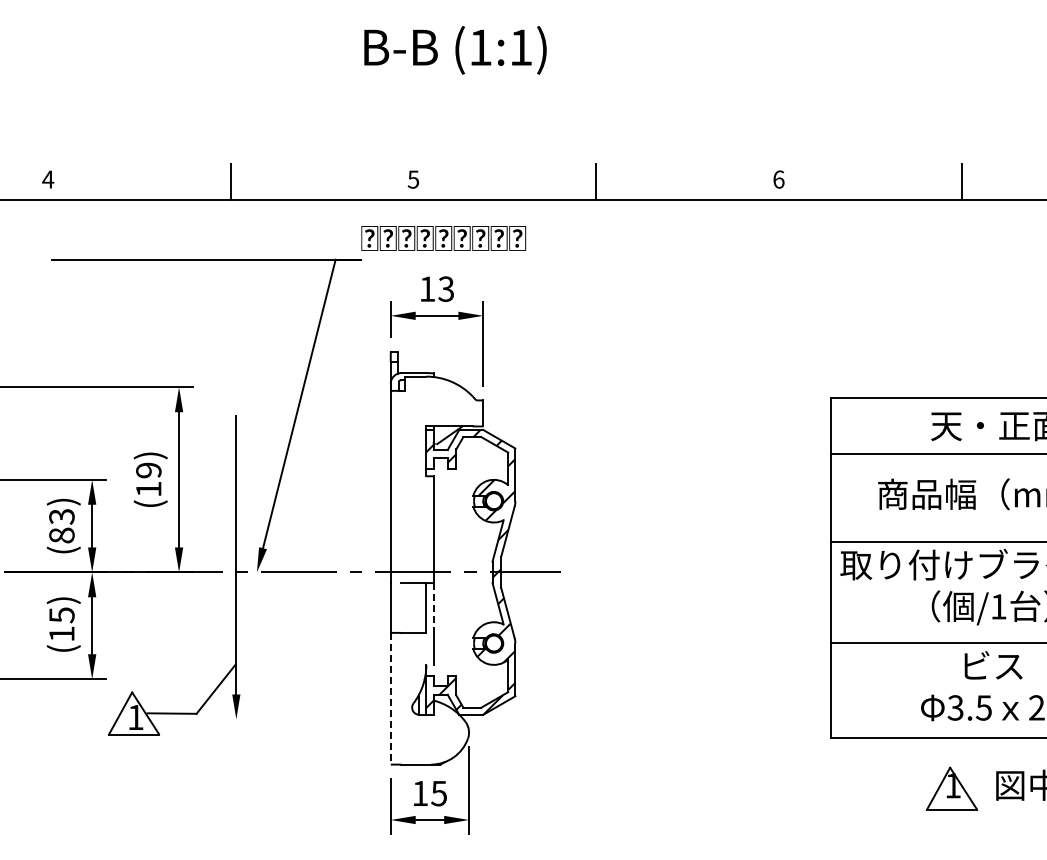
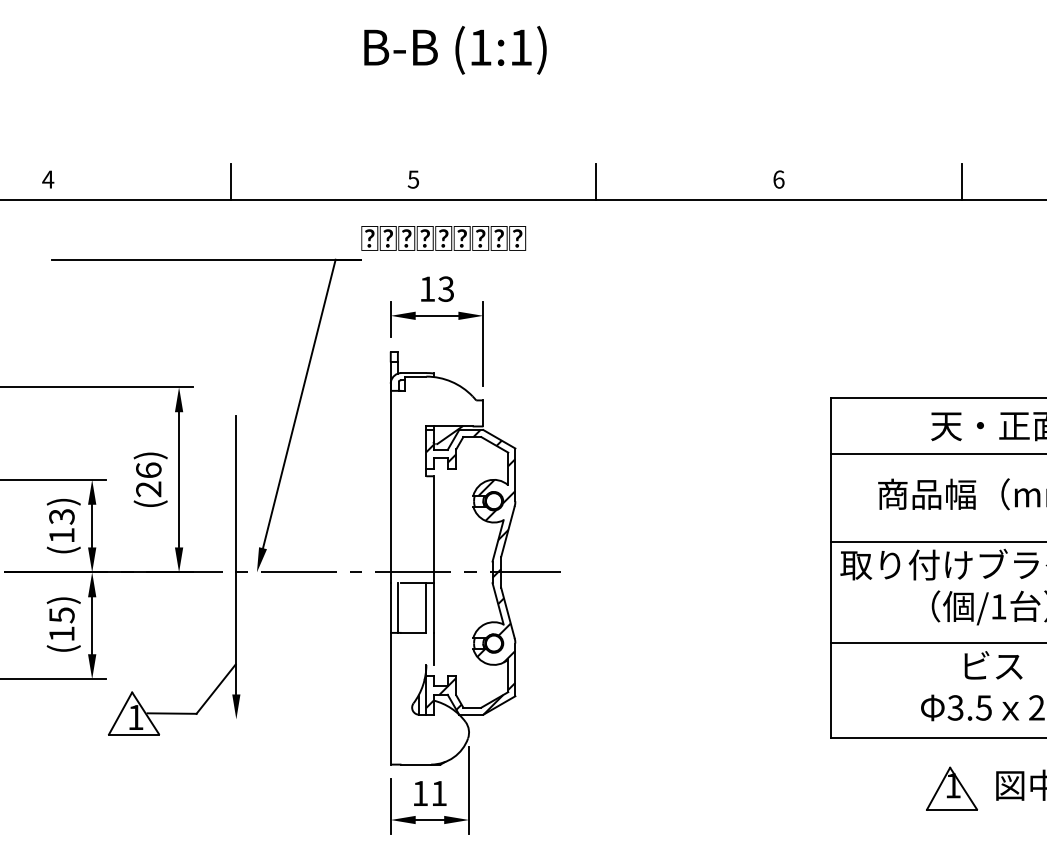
text: (19) -> (26) (148, 479)
text: (83) -> (13) (61, 535)
line: none -> present (397, 607)
line: dashed -> solid (433, 607)
line: dashed -> solid (390, 698)
text: 15 -> 11 (438, 793)
